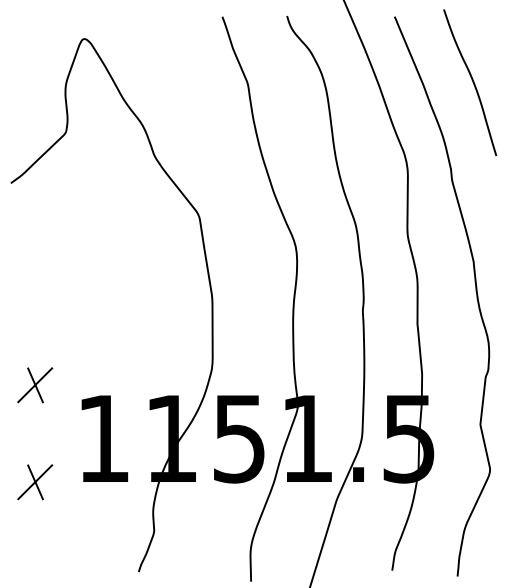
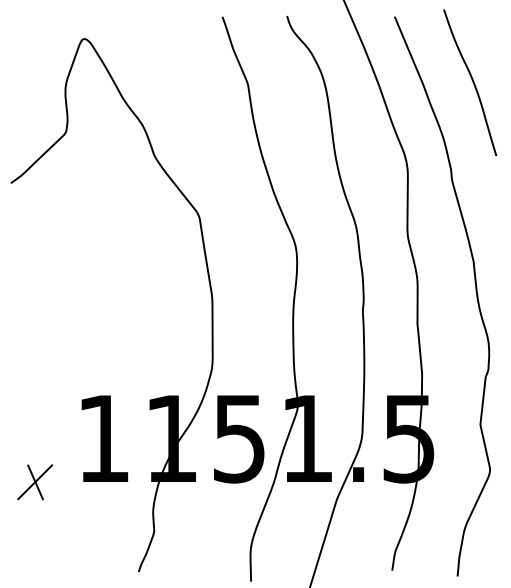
part: present -> none (35, 385)
